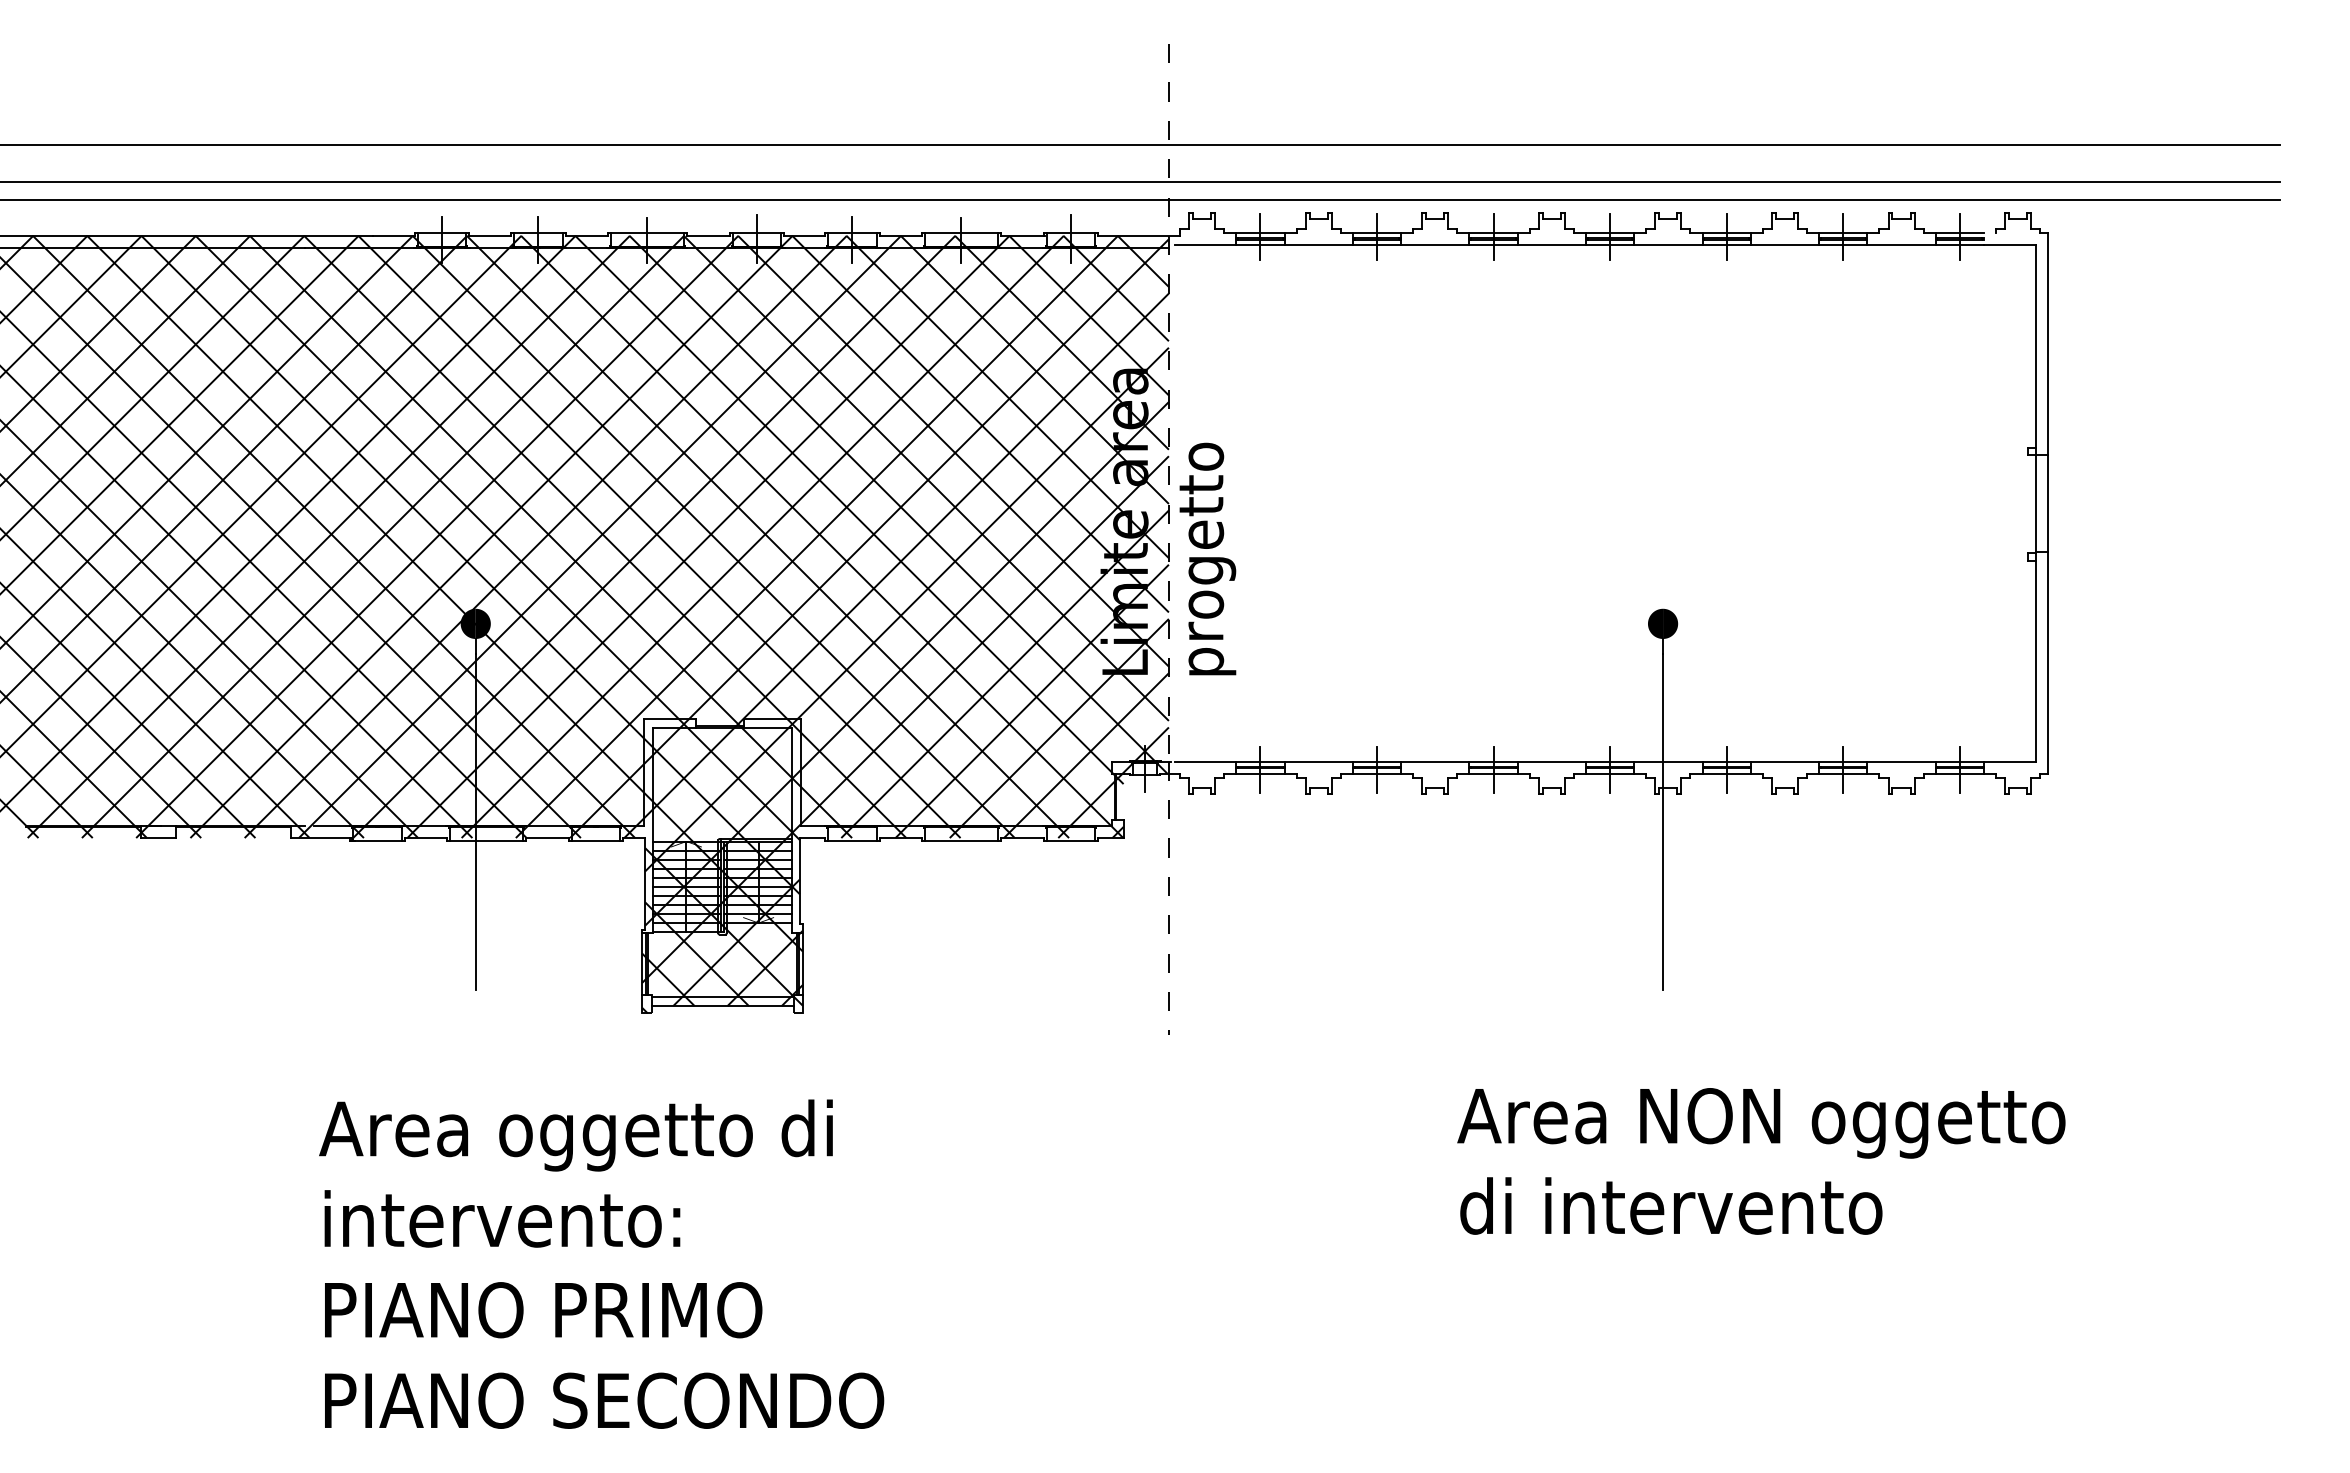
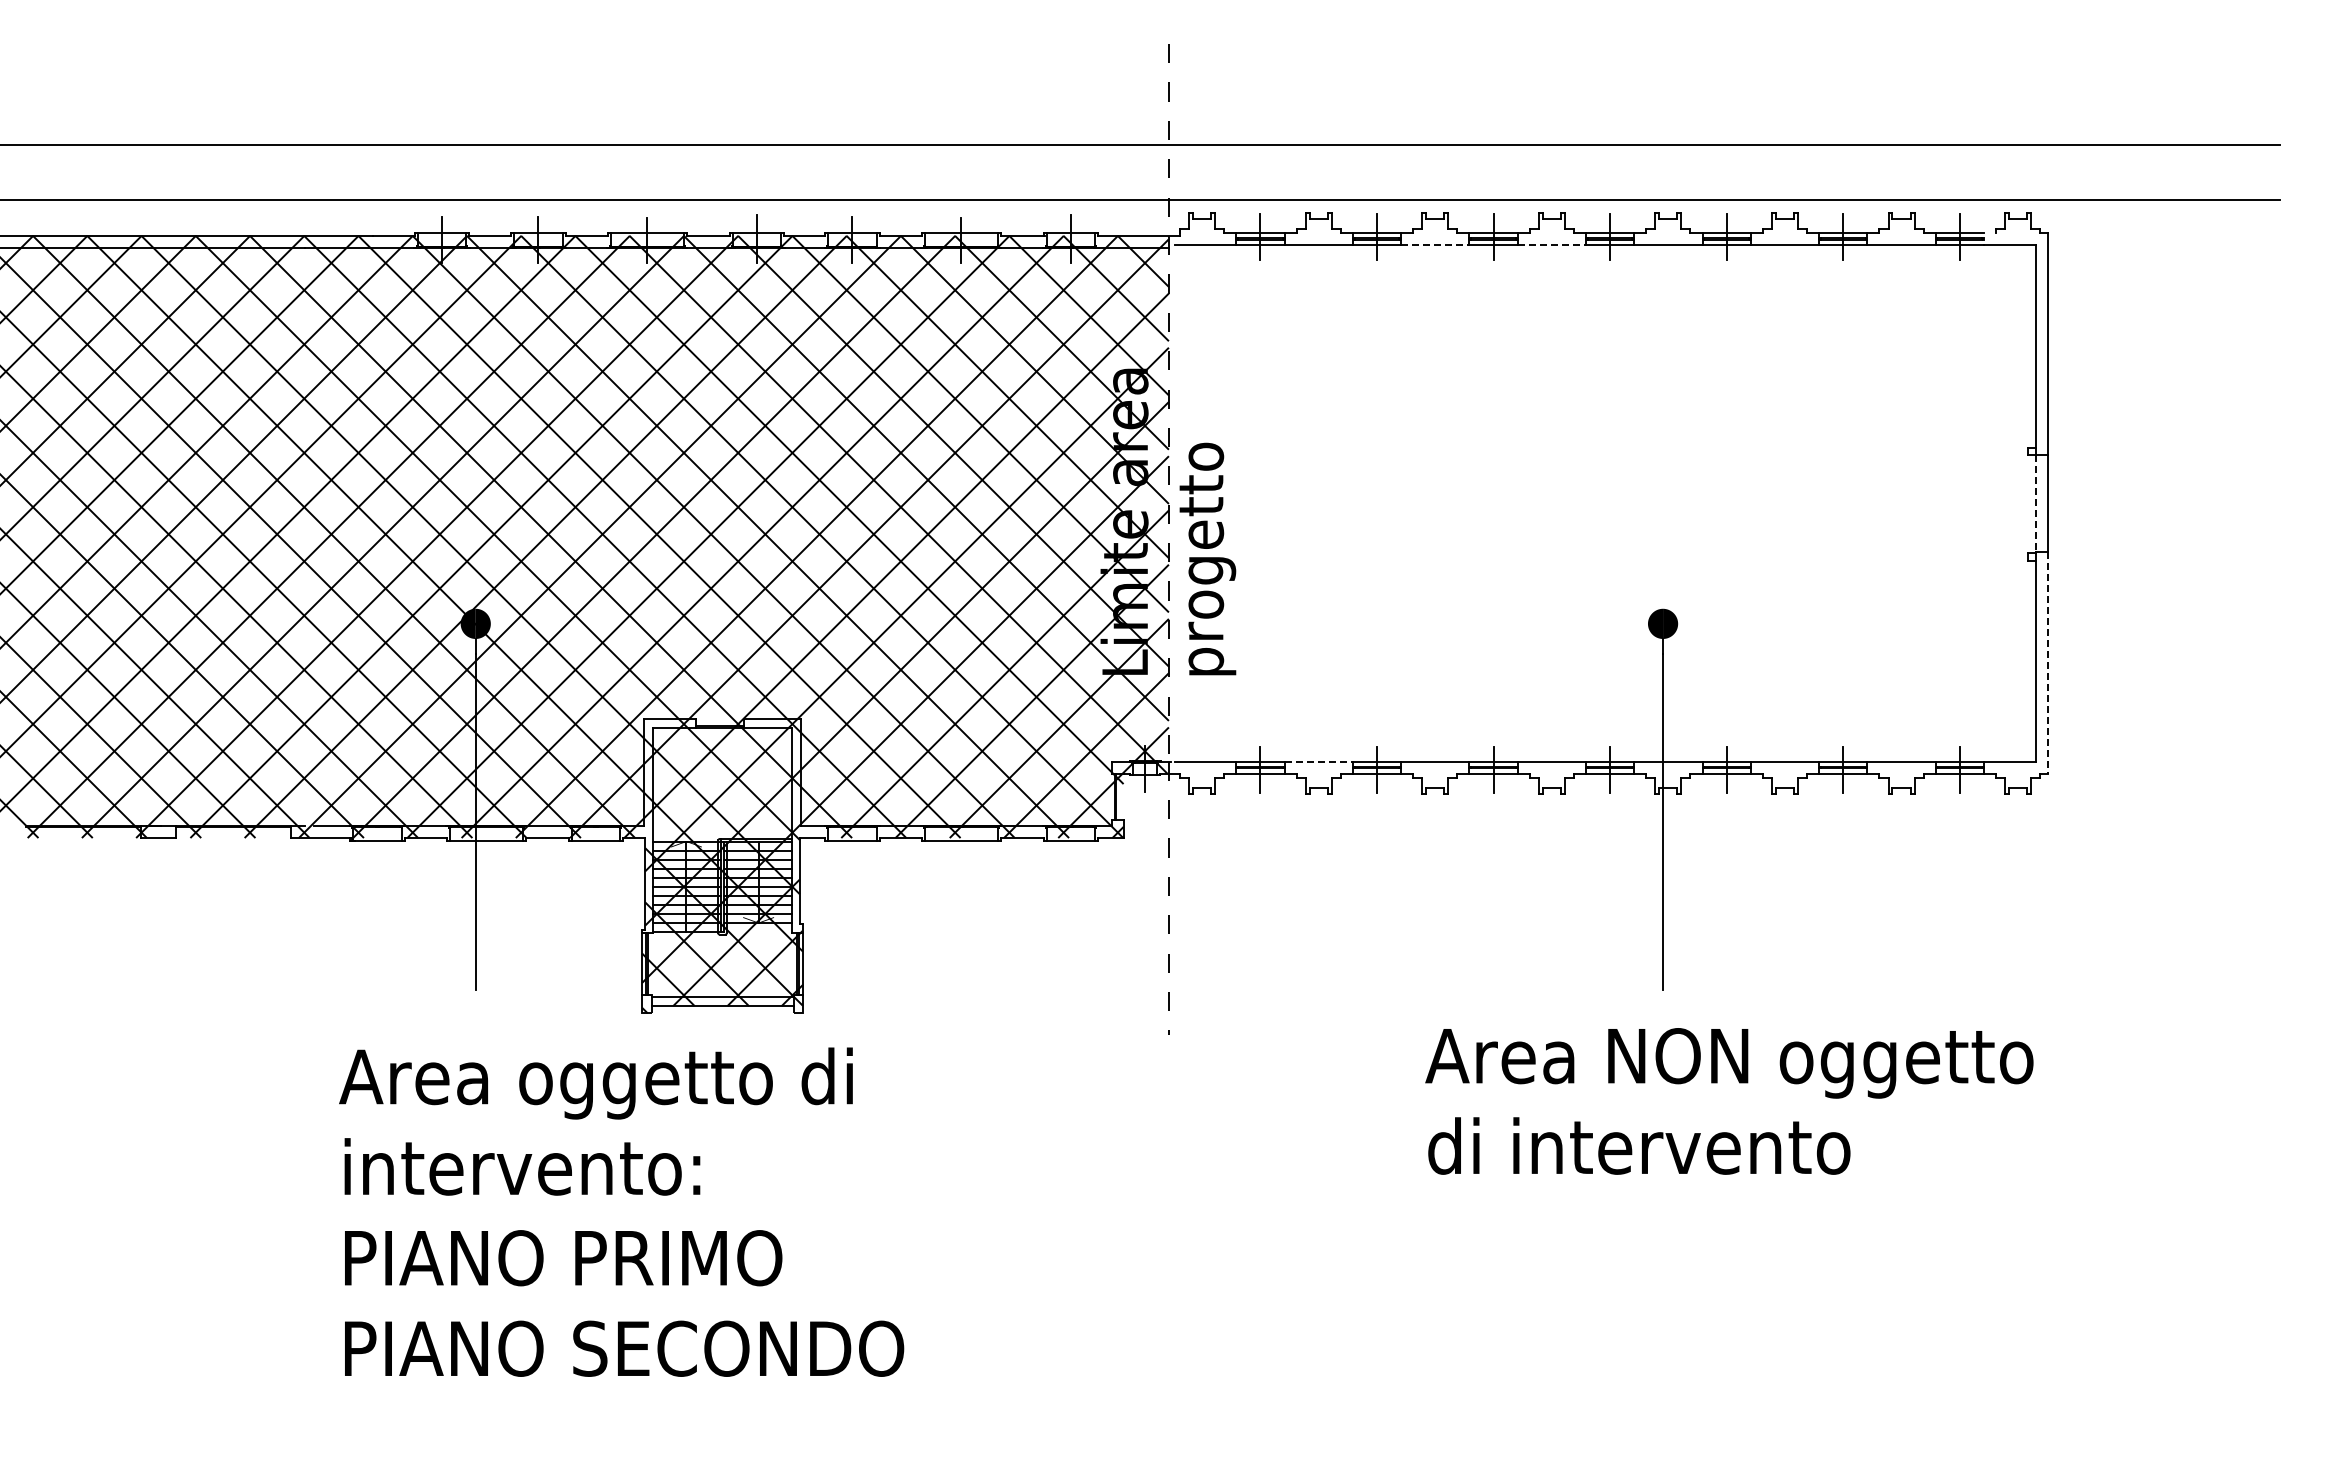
line: present -> none (1140, 181)
line: solid -> dashed (1435, 245)
line: solid -> dashed (1552, 245)
line: solid -> dashed (2035, 503)
line: solid -> dashed (2047, 662)
line: solid -> dashed (1319, 761)
text position: (1761, 1161) -> (1729, 1101) (1729, 1101)
text position: (601, 1263) -> (621, 1211) (621, 1211)
